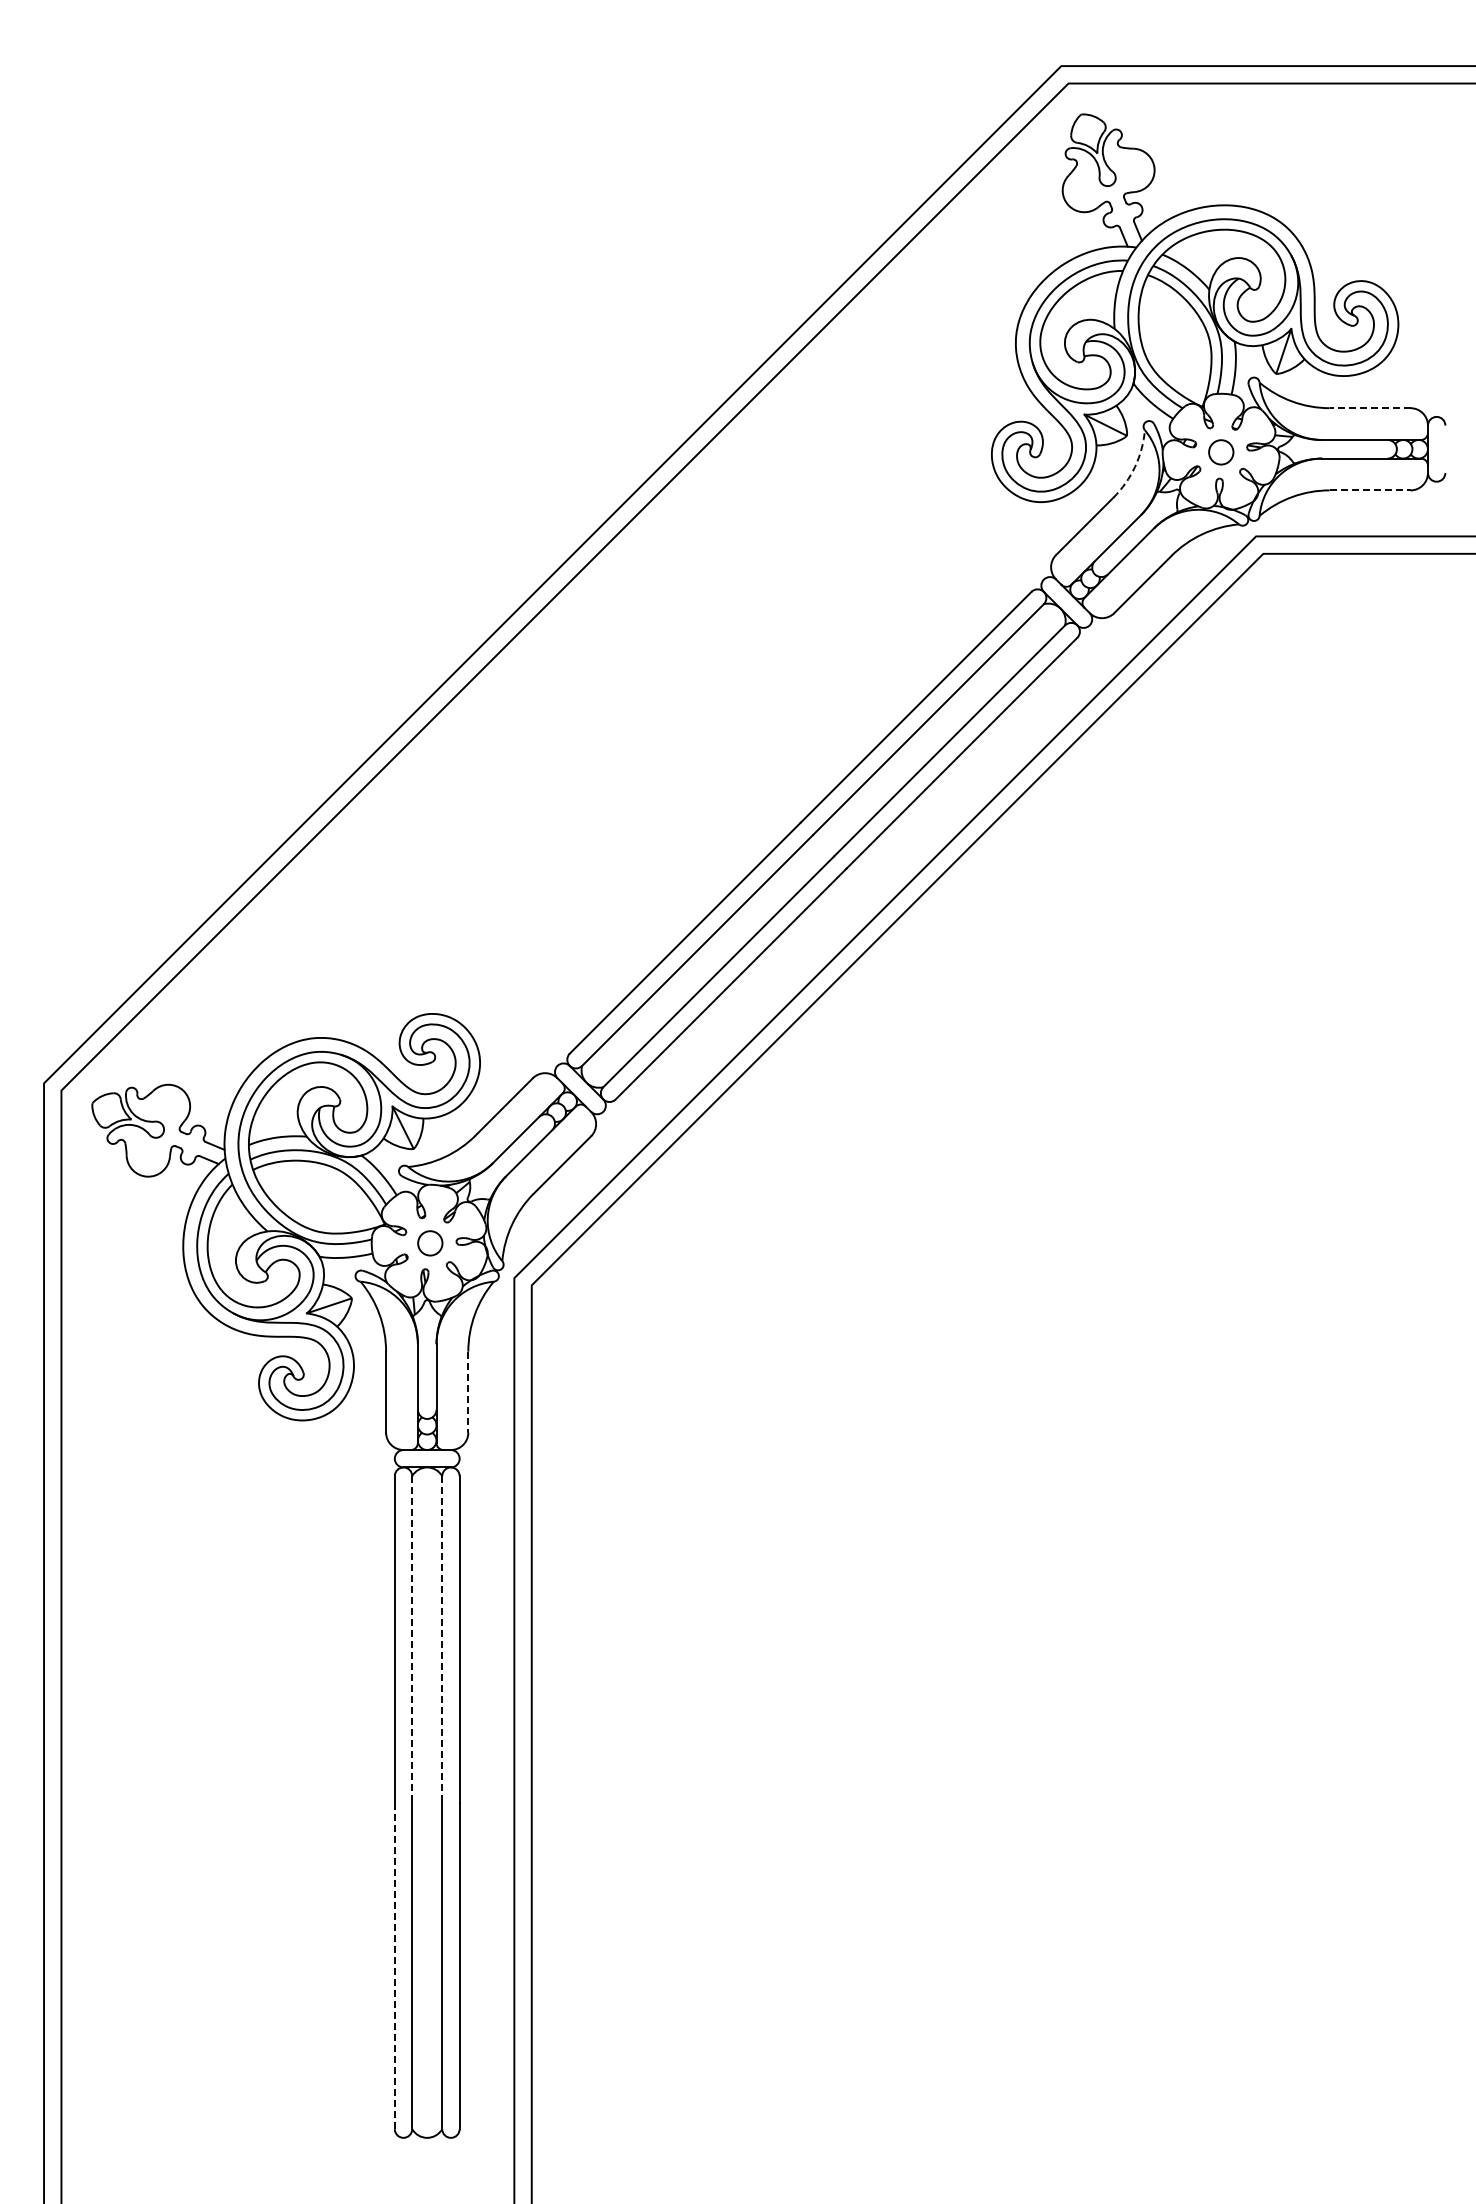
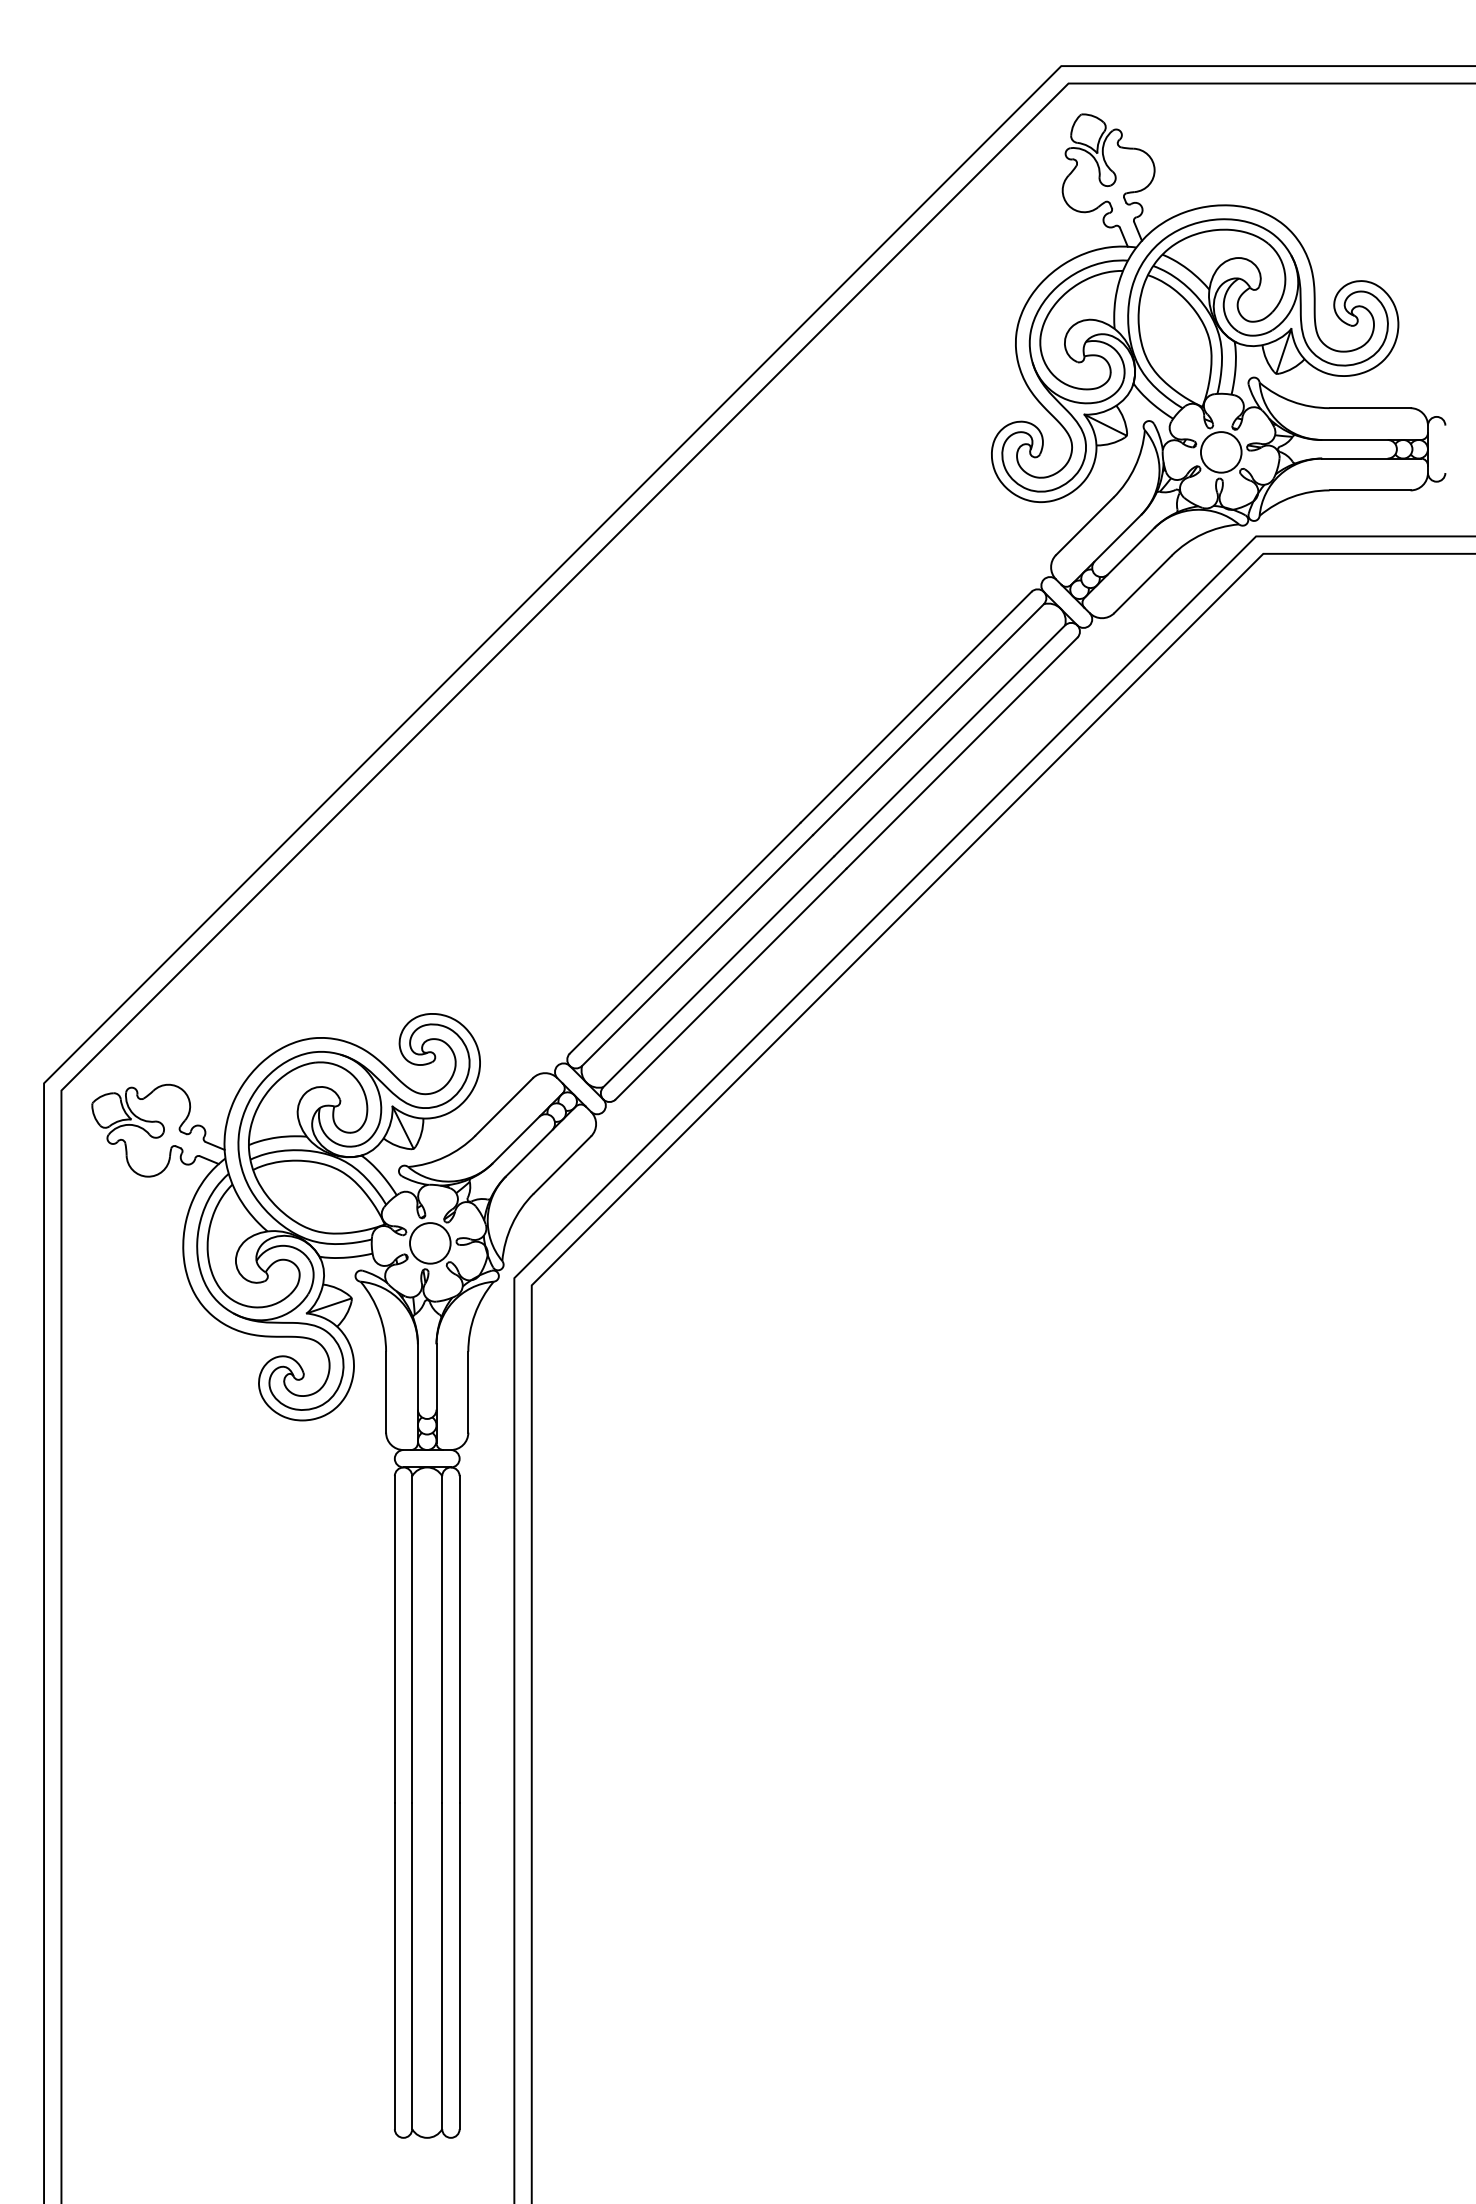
line: dashed -> solid (1369, 408)
circle diameter: 24 px -> 41 px (1220, 452)
arc: dashed -> solid (1135, 466)
line: dashed -> solid (1370, 490)
circle diameter: 24 px -> 41 px (430, 1243)
line: dashed -> solid (468, 1392)
line: dashed -> solid (412, 1639)
line: dashed -> solid (442, 1639)
line: dashed -> solid (394, 1966)
